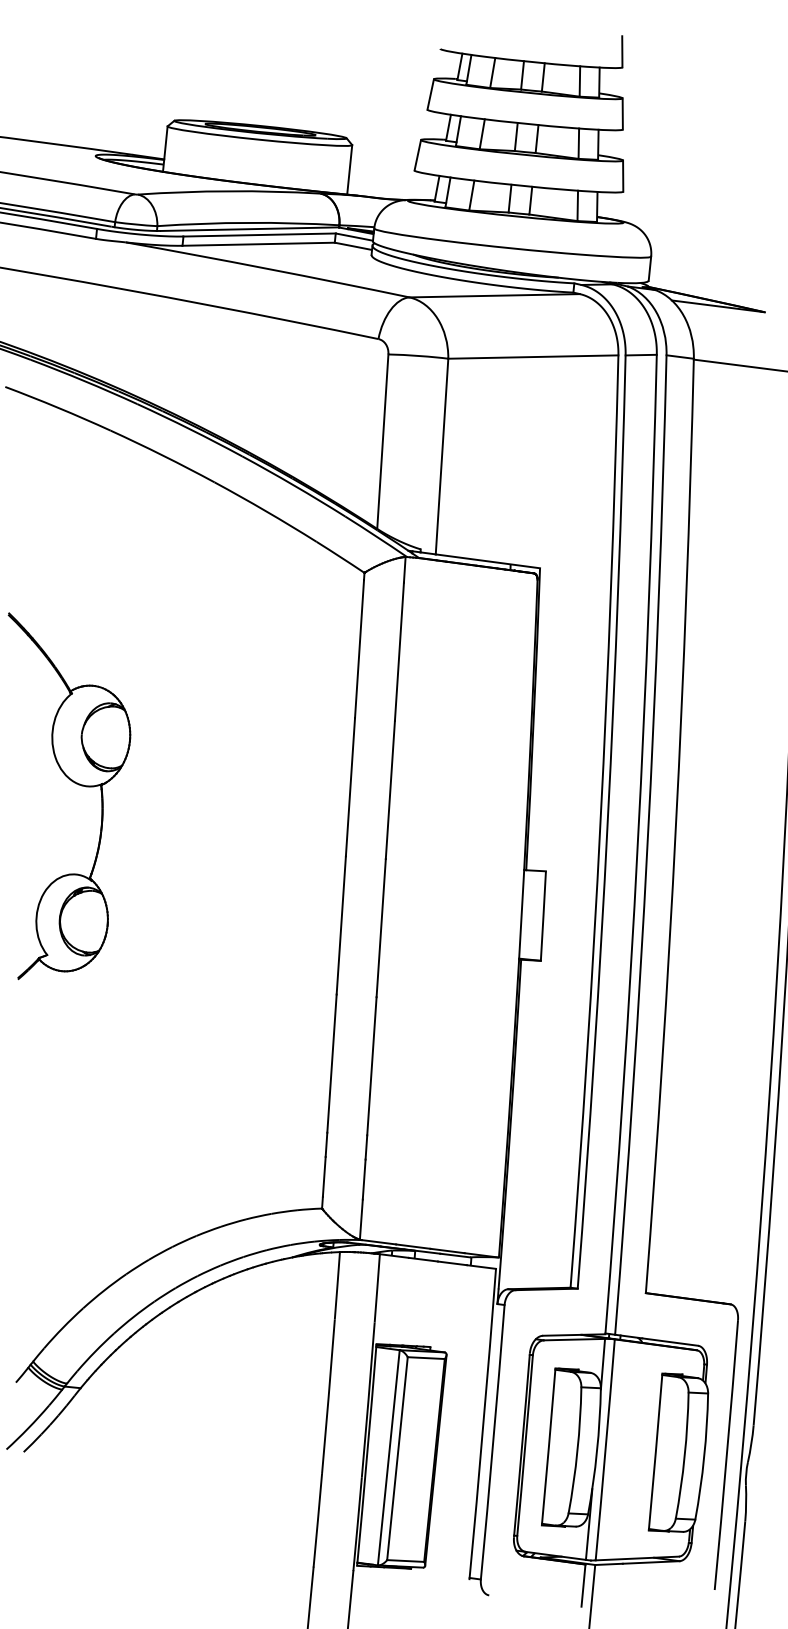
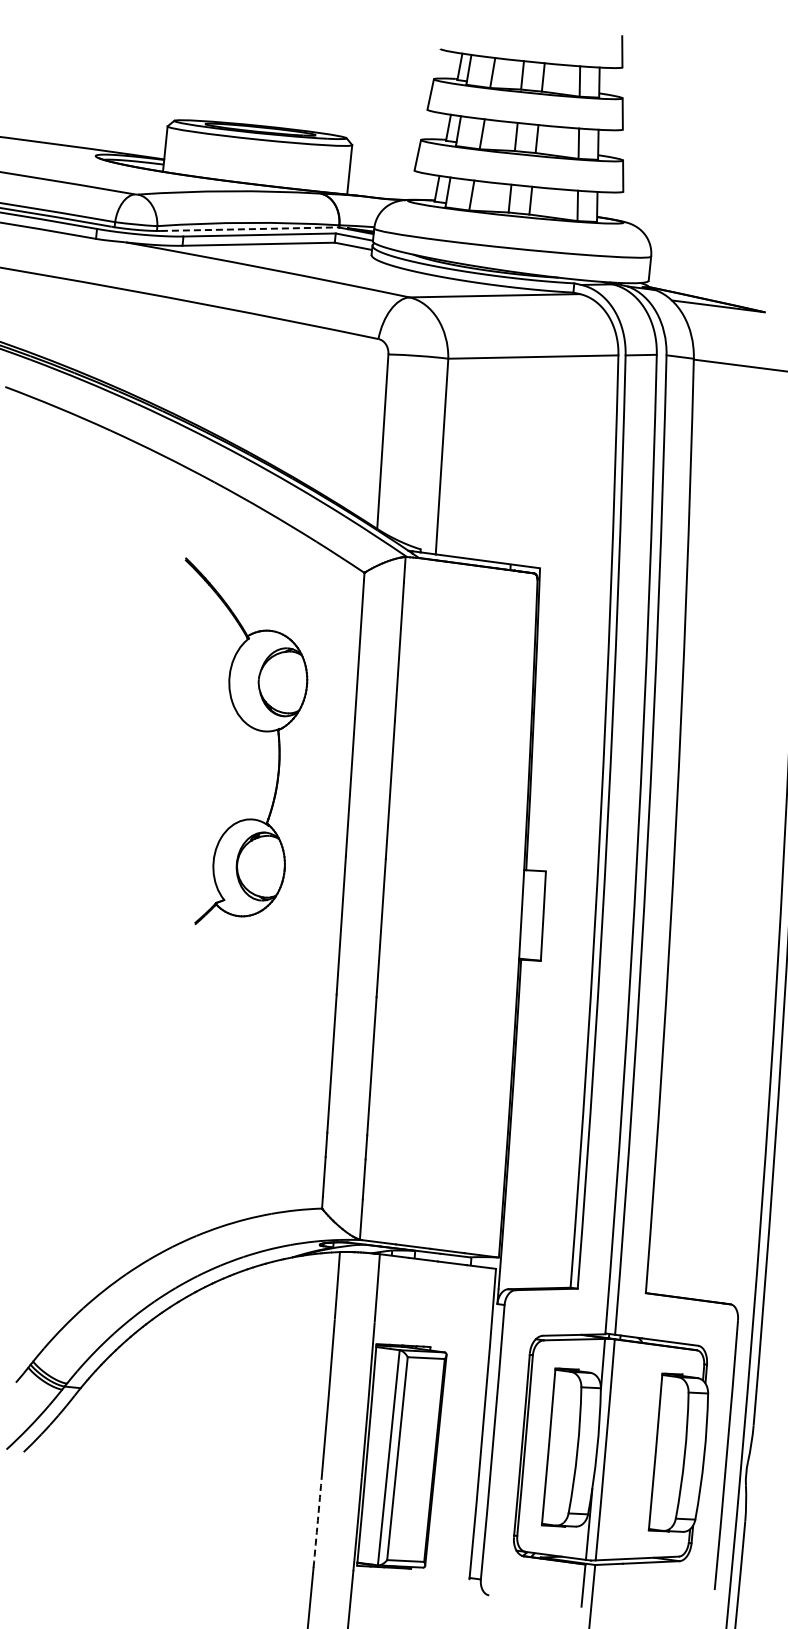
line: solid -> dashed (249, 229)
part position: (76, 784) -> (253, 729) (253, 729)
arc: solid -> dashed (317, 1520)
